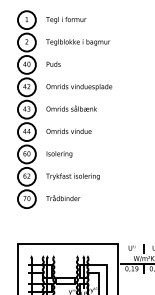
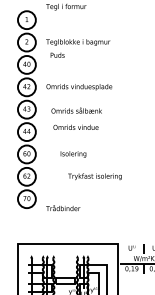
text position: (66, 20) -> (66, 7) (66, 7)
text position: (53, 63) -> (57, 54) (57, 54)
text position: (71, 108) -> (76, 110) (76, 110)
text position: (68, 130) -> (75, 126) (75, 126)
text position: (59, 154) -> (73, 154) (73, 154)
text position: (72, 176) -> (94, 176) (94, 176)
text position: (63, 198) -> (63, 208) (63, 208)
